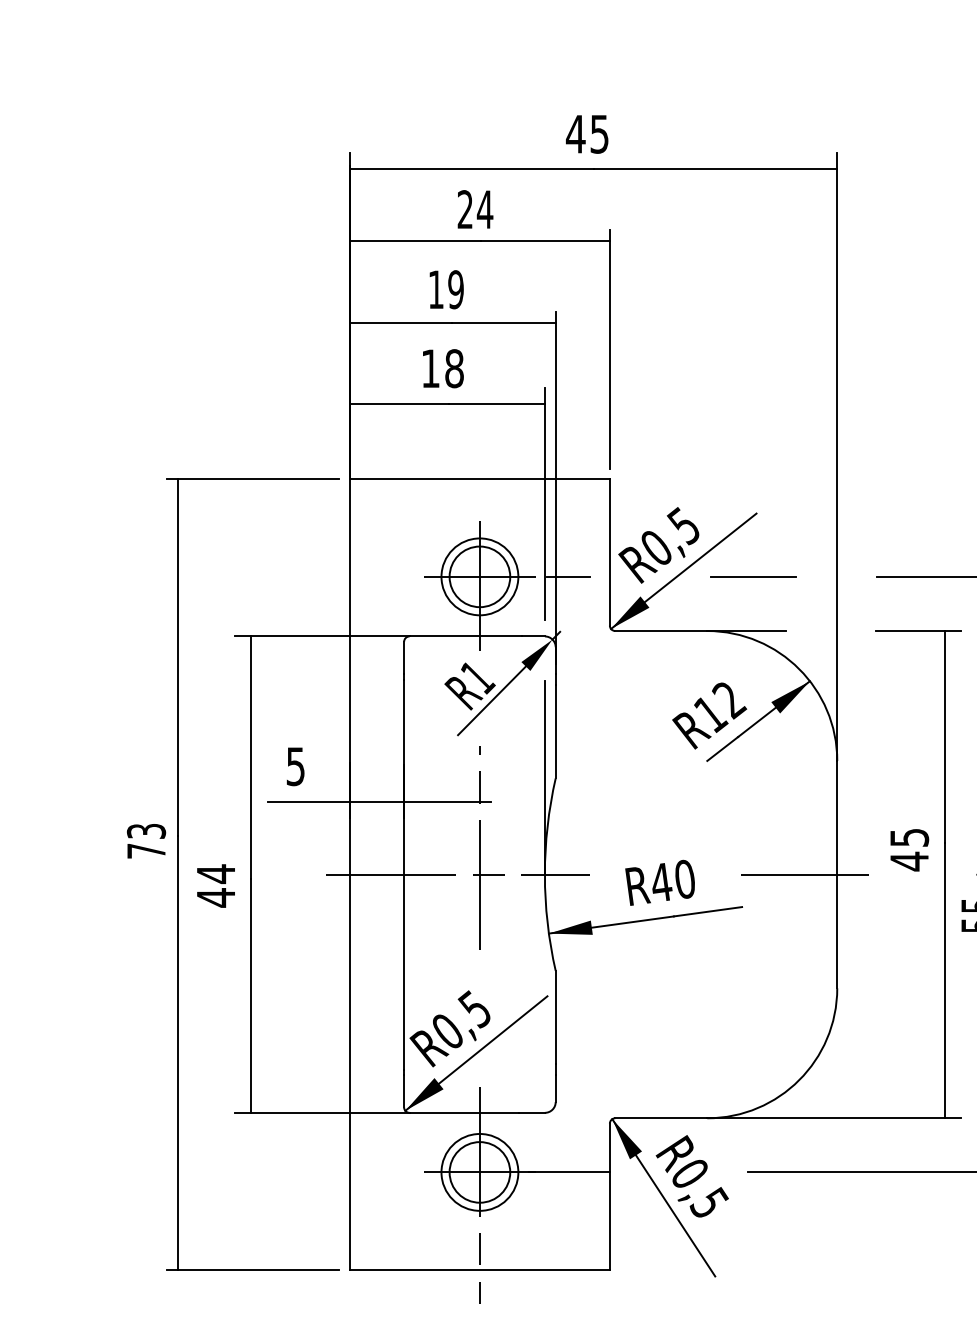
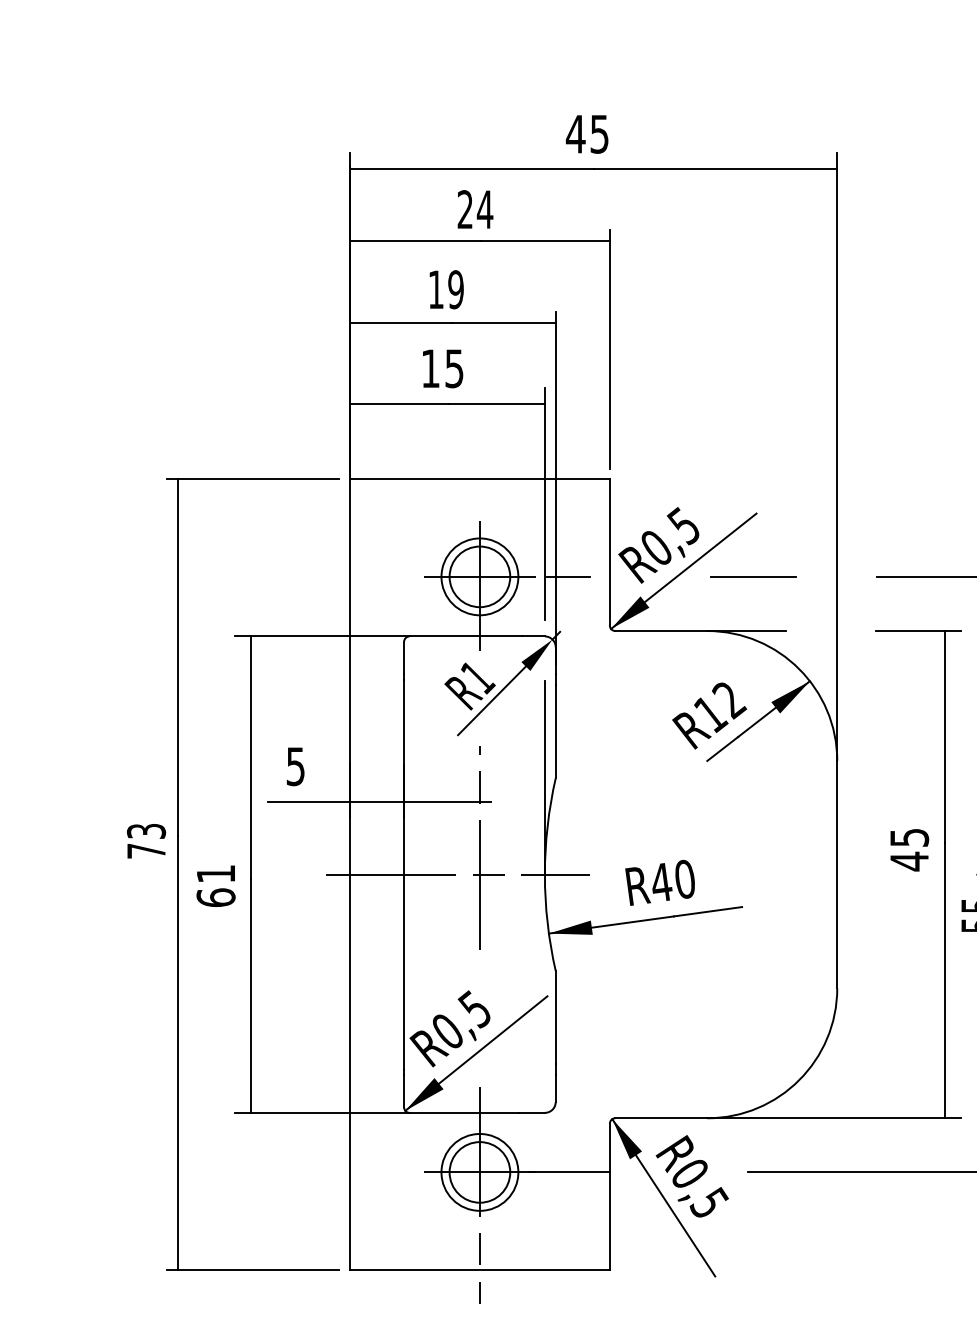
text: 18 -> 15 (454, 368)
line: present -> none (805, 874)
text: 44 -> 61 (215, 885)
